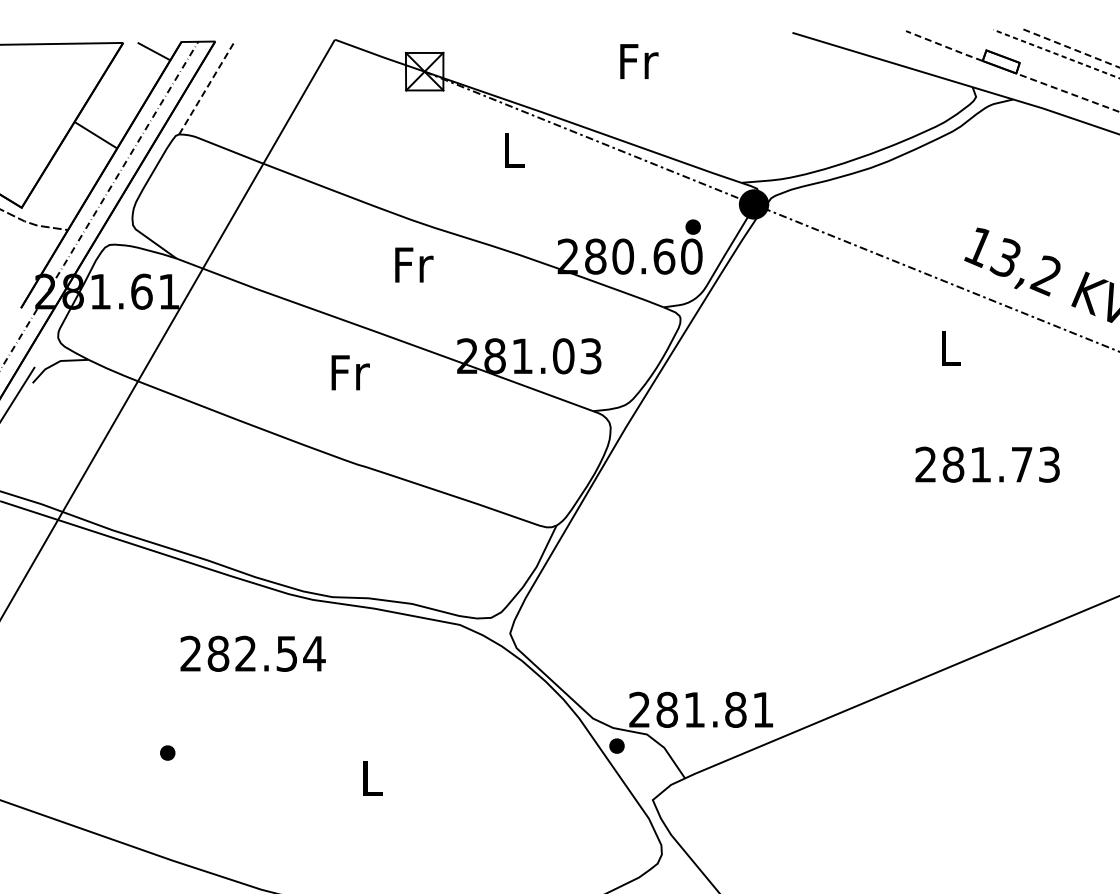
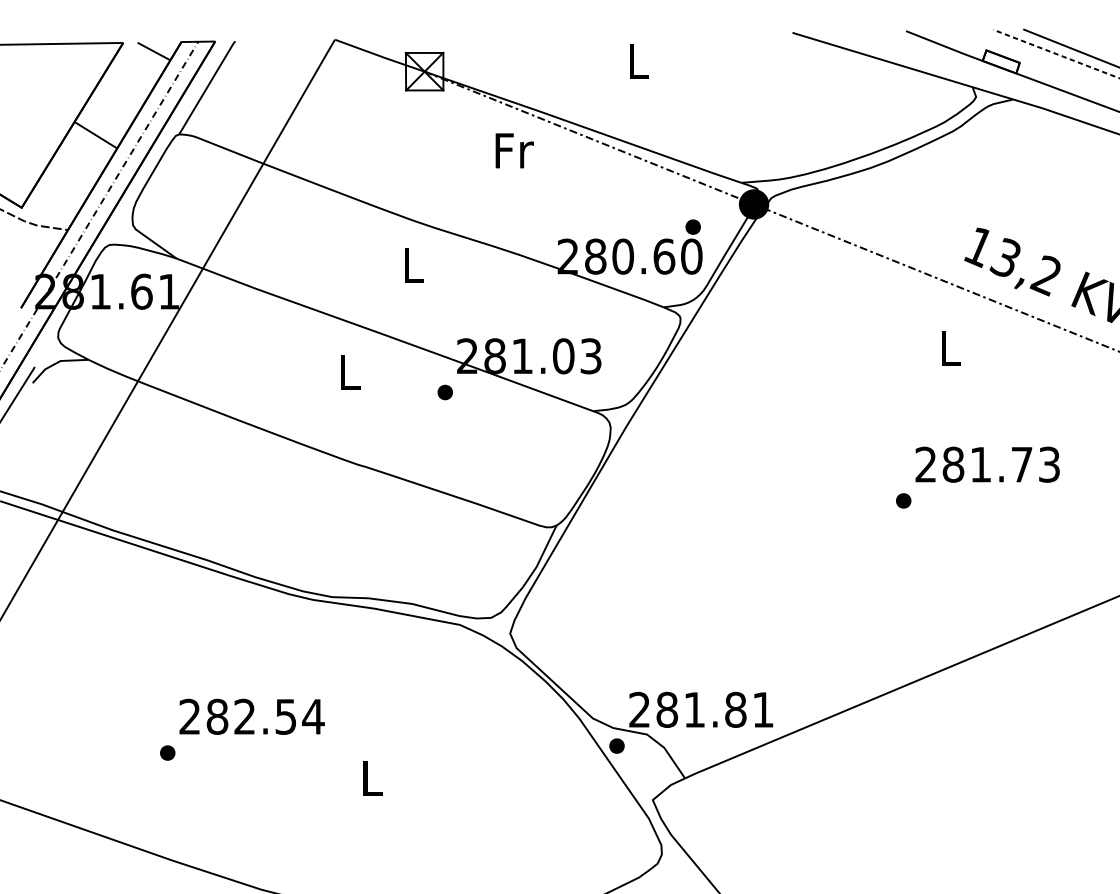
line: dashed -> solid (945, 46)
line: dashed -> solid (1071, 48)
text: Fr -> L (639, 61)
line: dashed -> solid (207, 86)
line: dashed -> solid (1067, 92)
text: L -> Fr (514, 150)
text: Fr -> L (414, 264)
text: Fr -> L (350, 372)
part: none -> present (444, 392)
part: none -> present (903, 500)
text position: (252, 653) -> (251, 716) (251, 716)
